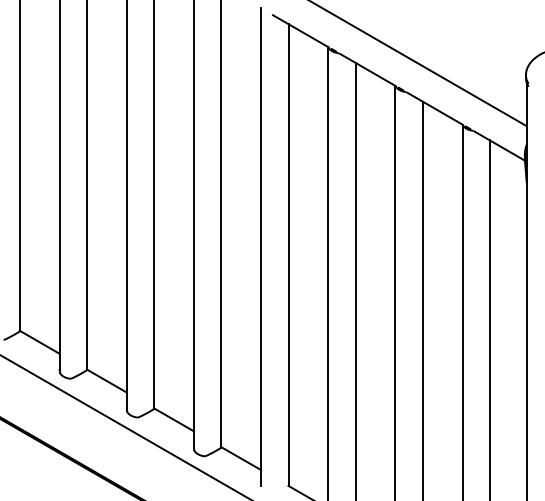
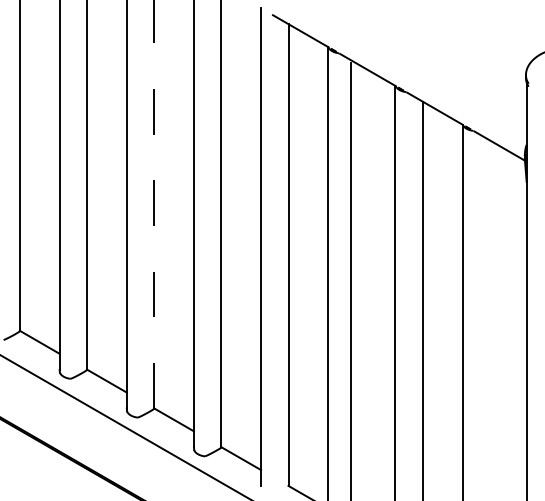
line: present -> none (419, 64)
line: solid -> dashed (154, 204)
line position: (355, 279) -> (350, 279) (350, 279)
line: present -> none (489, 318)
